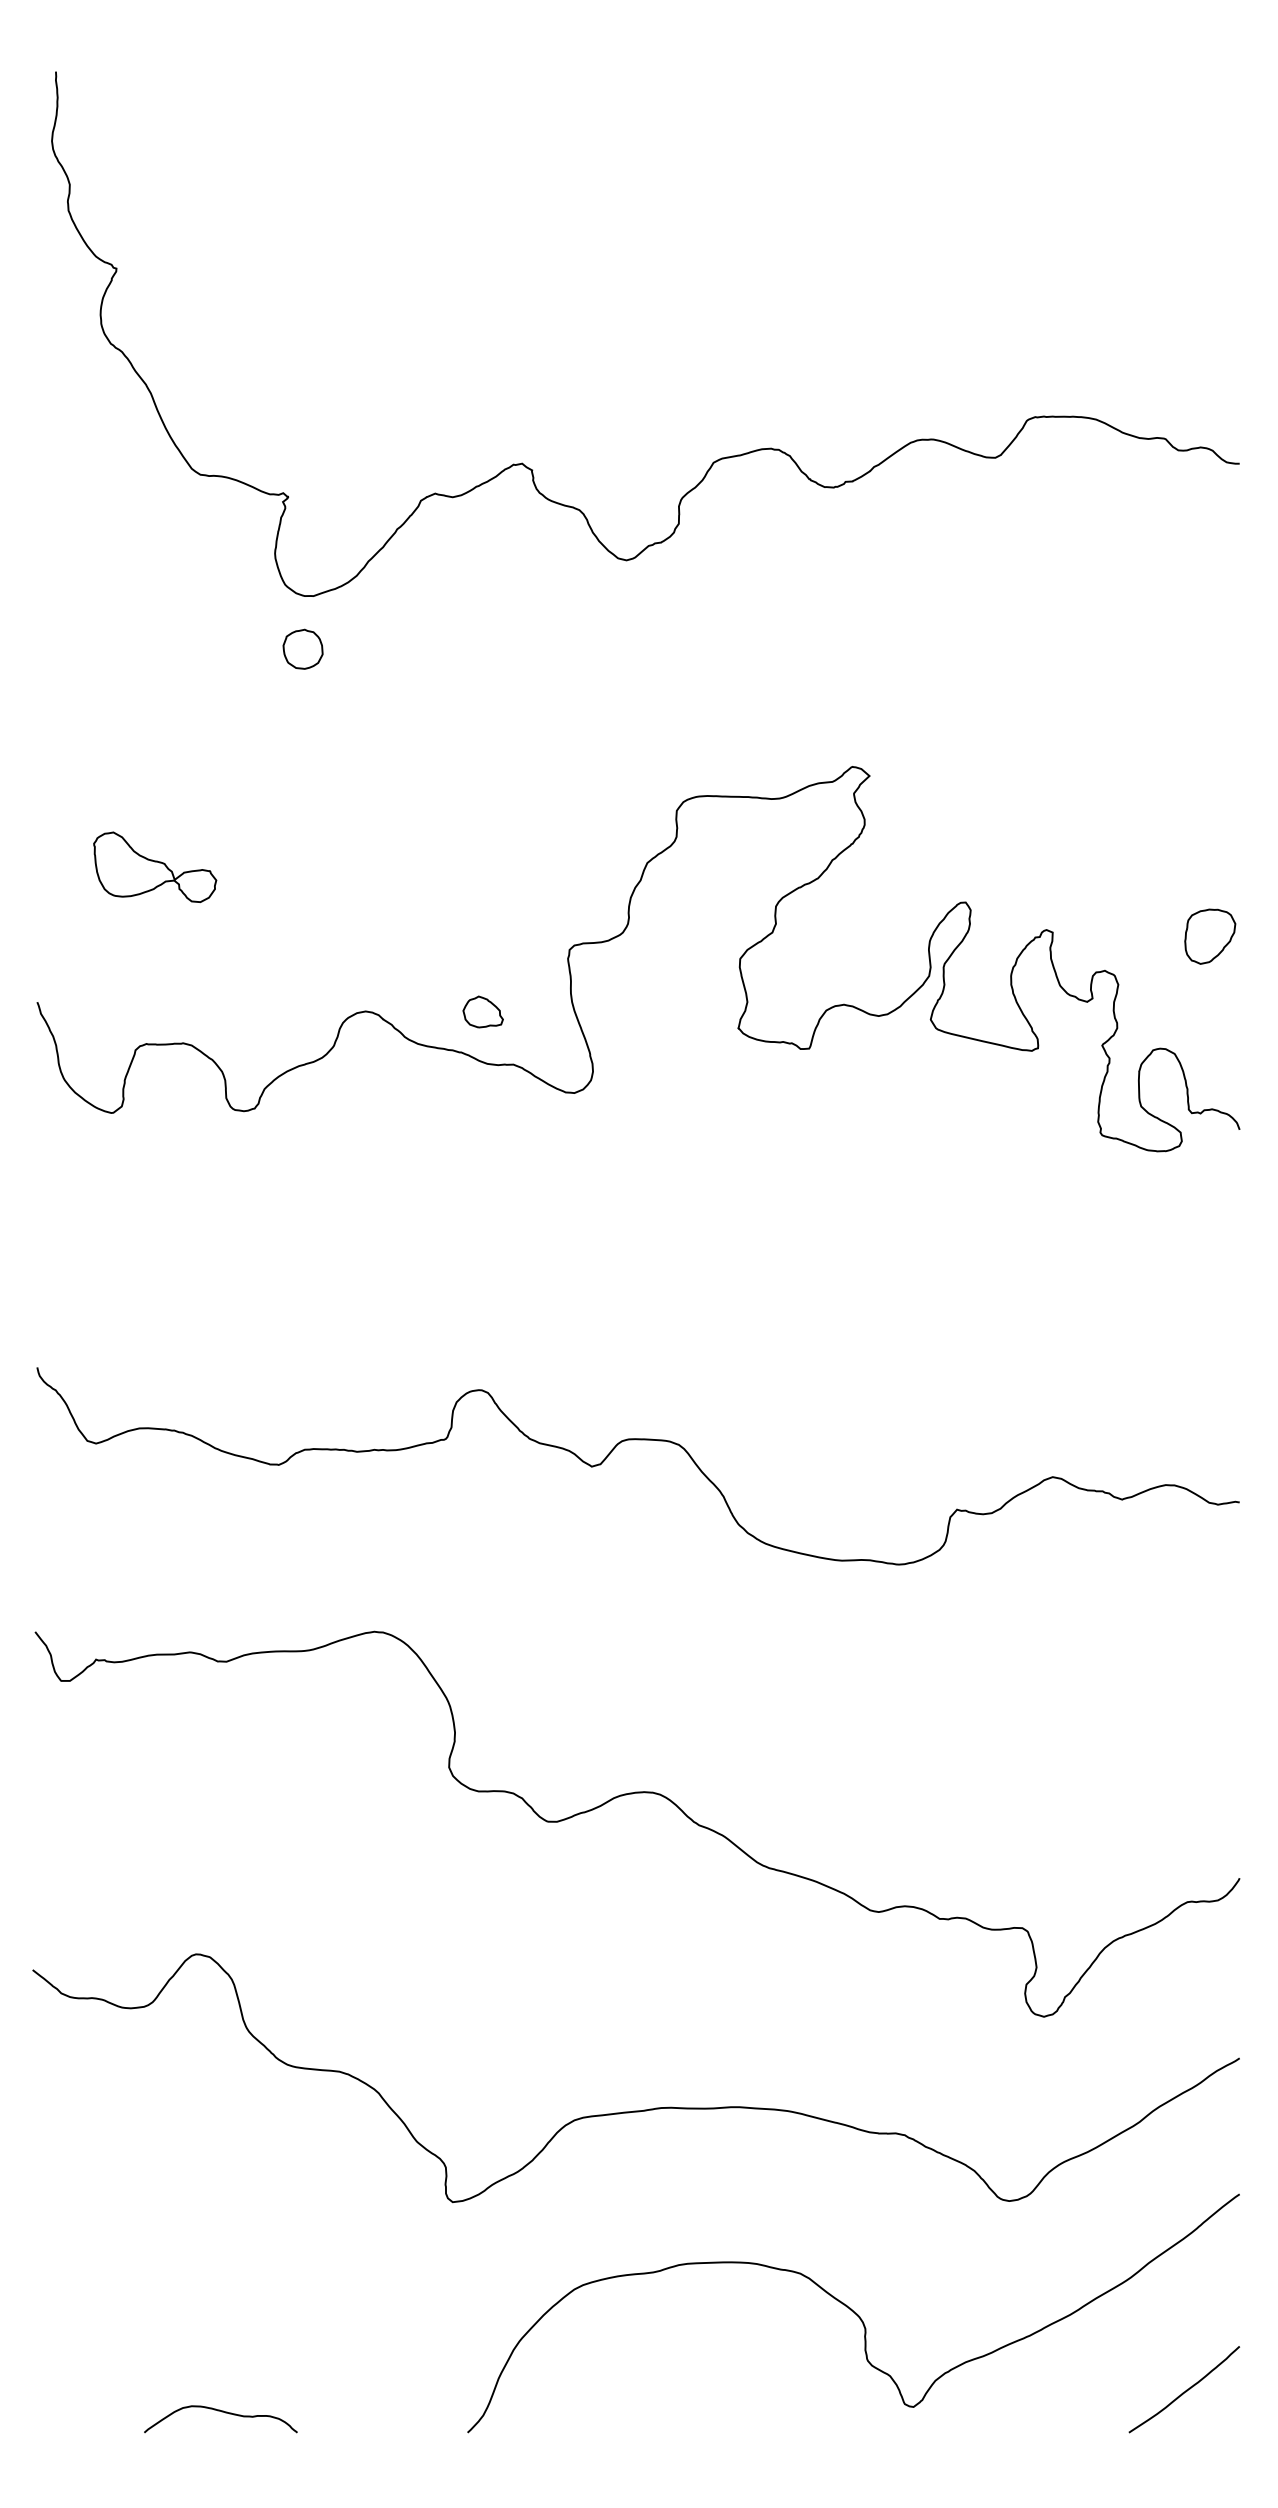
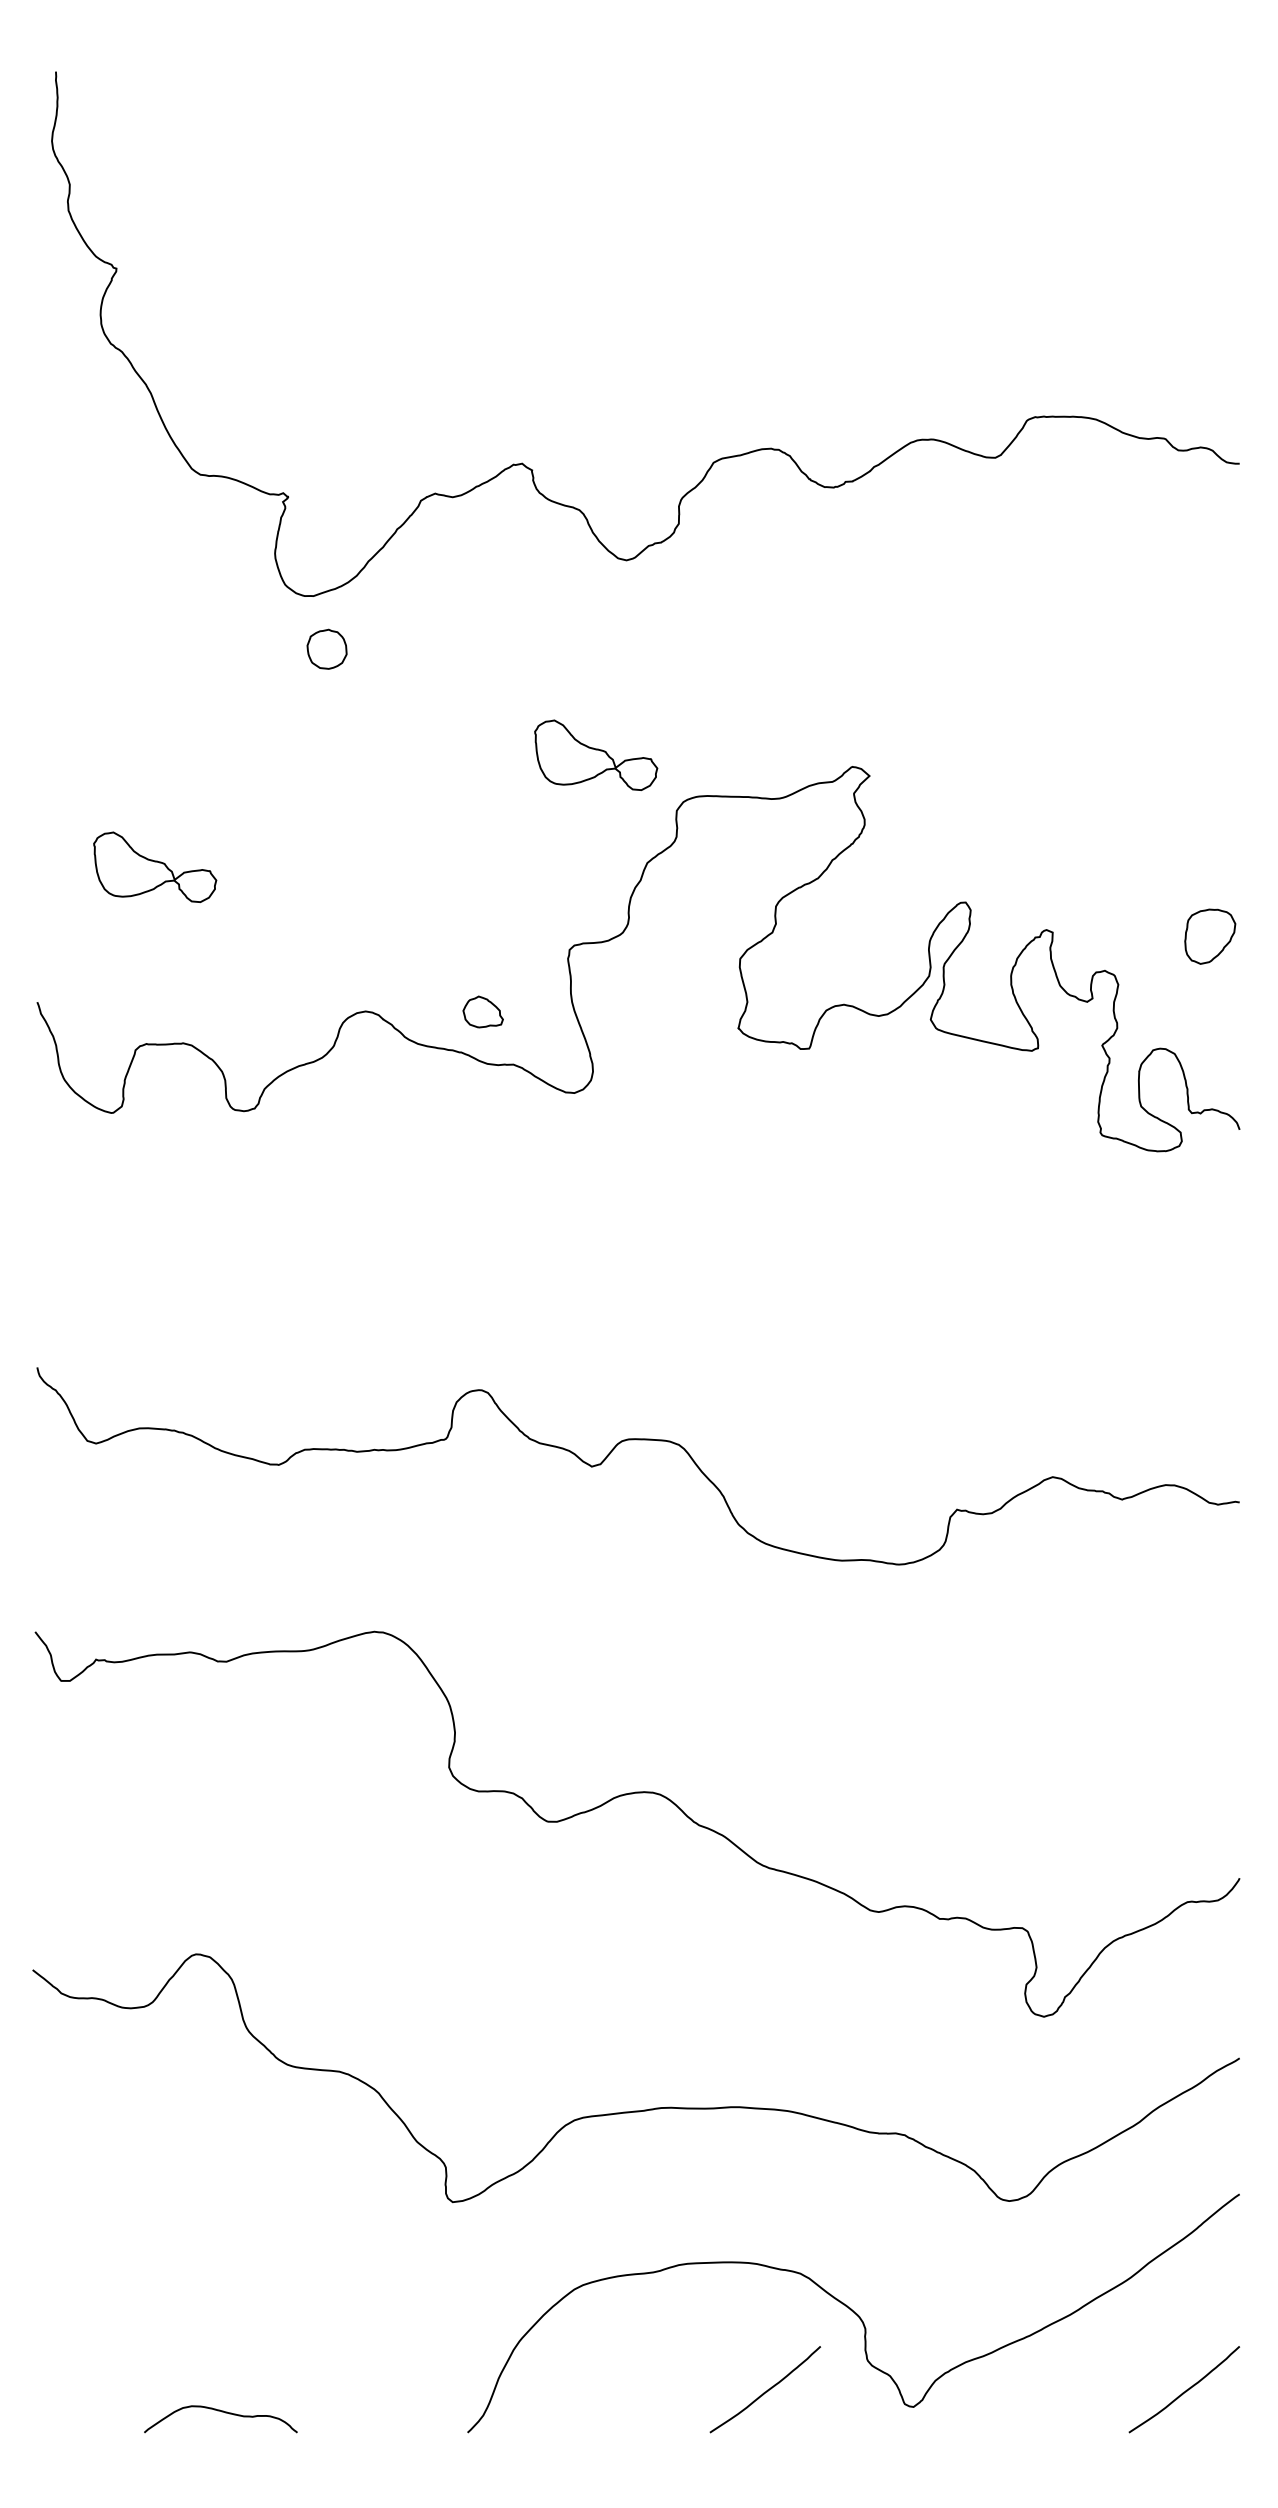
part position: (302, 648) -> (326, 648) (326, 648)
part: none -> present (596, 754)
curve: none -> present (766, 2390)
